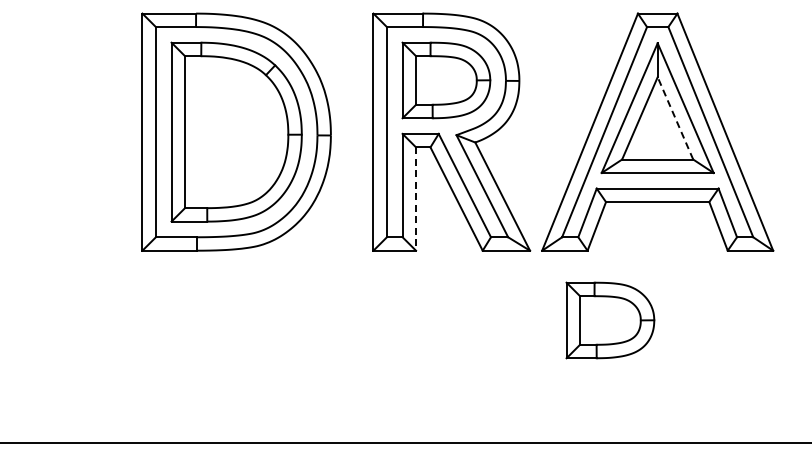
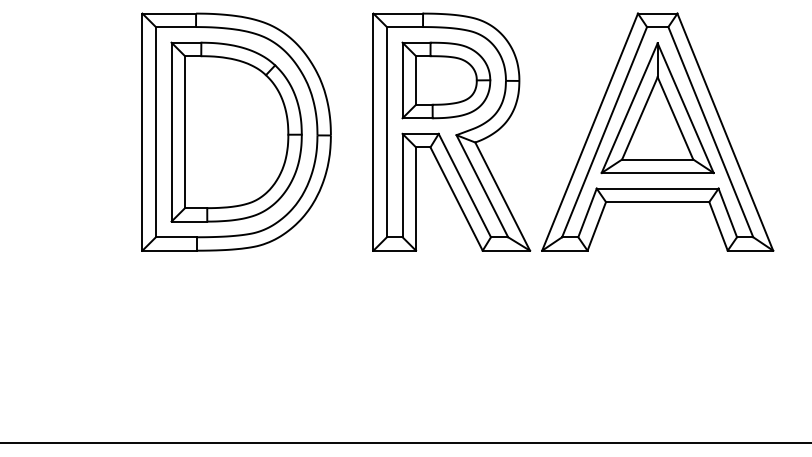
line: dashed -> solid (675, 118)
line: dashed -> solid (416, 199)
part: present -> none (610, 320)
